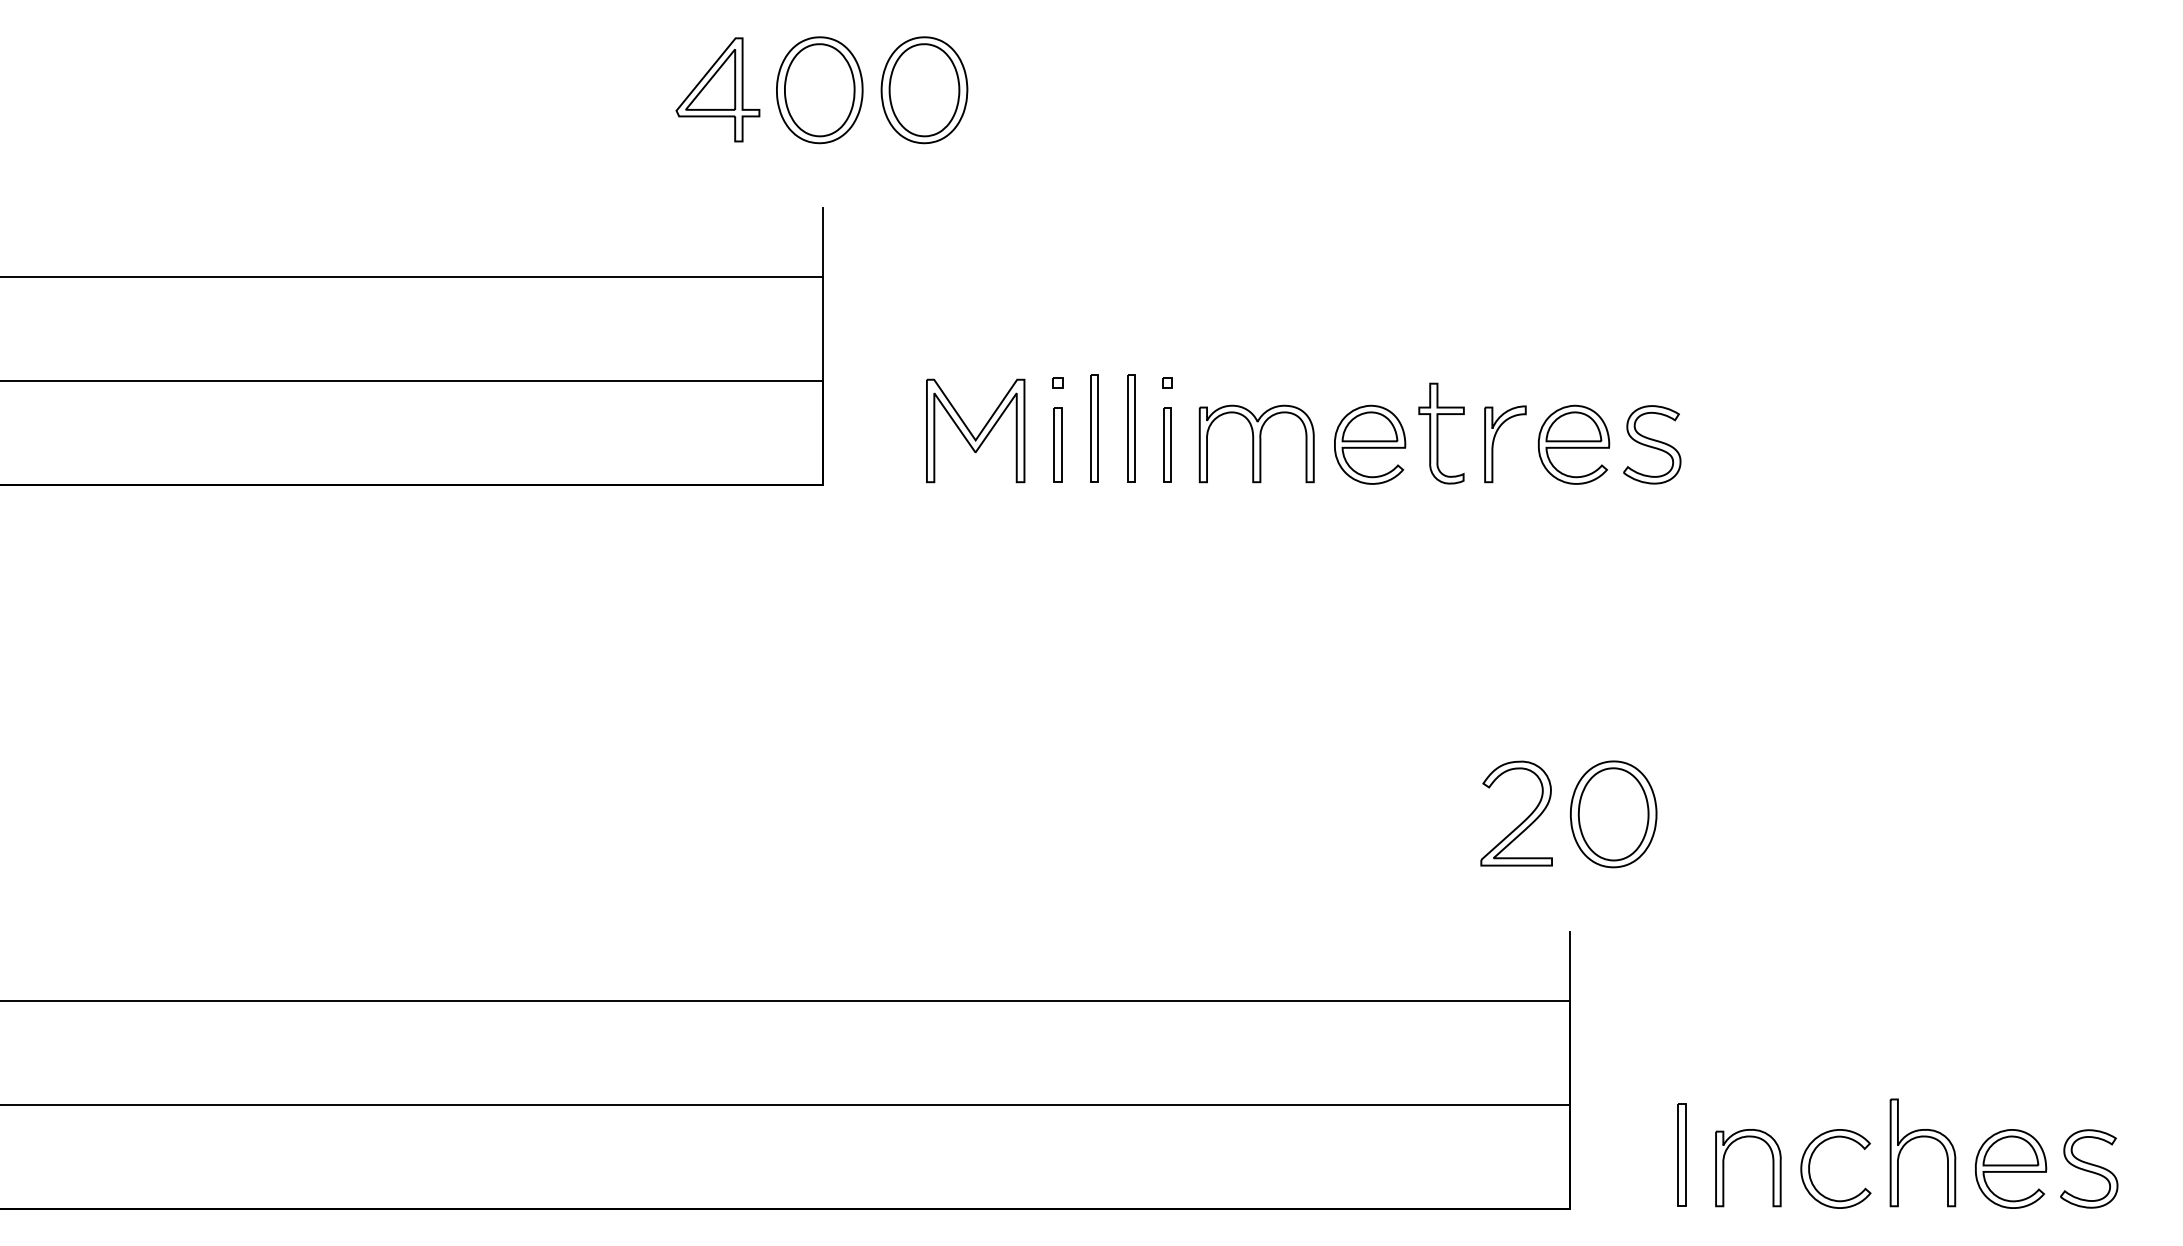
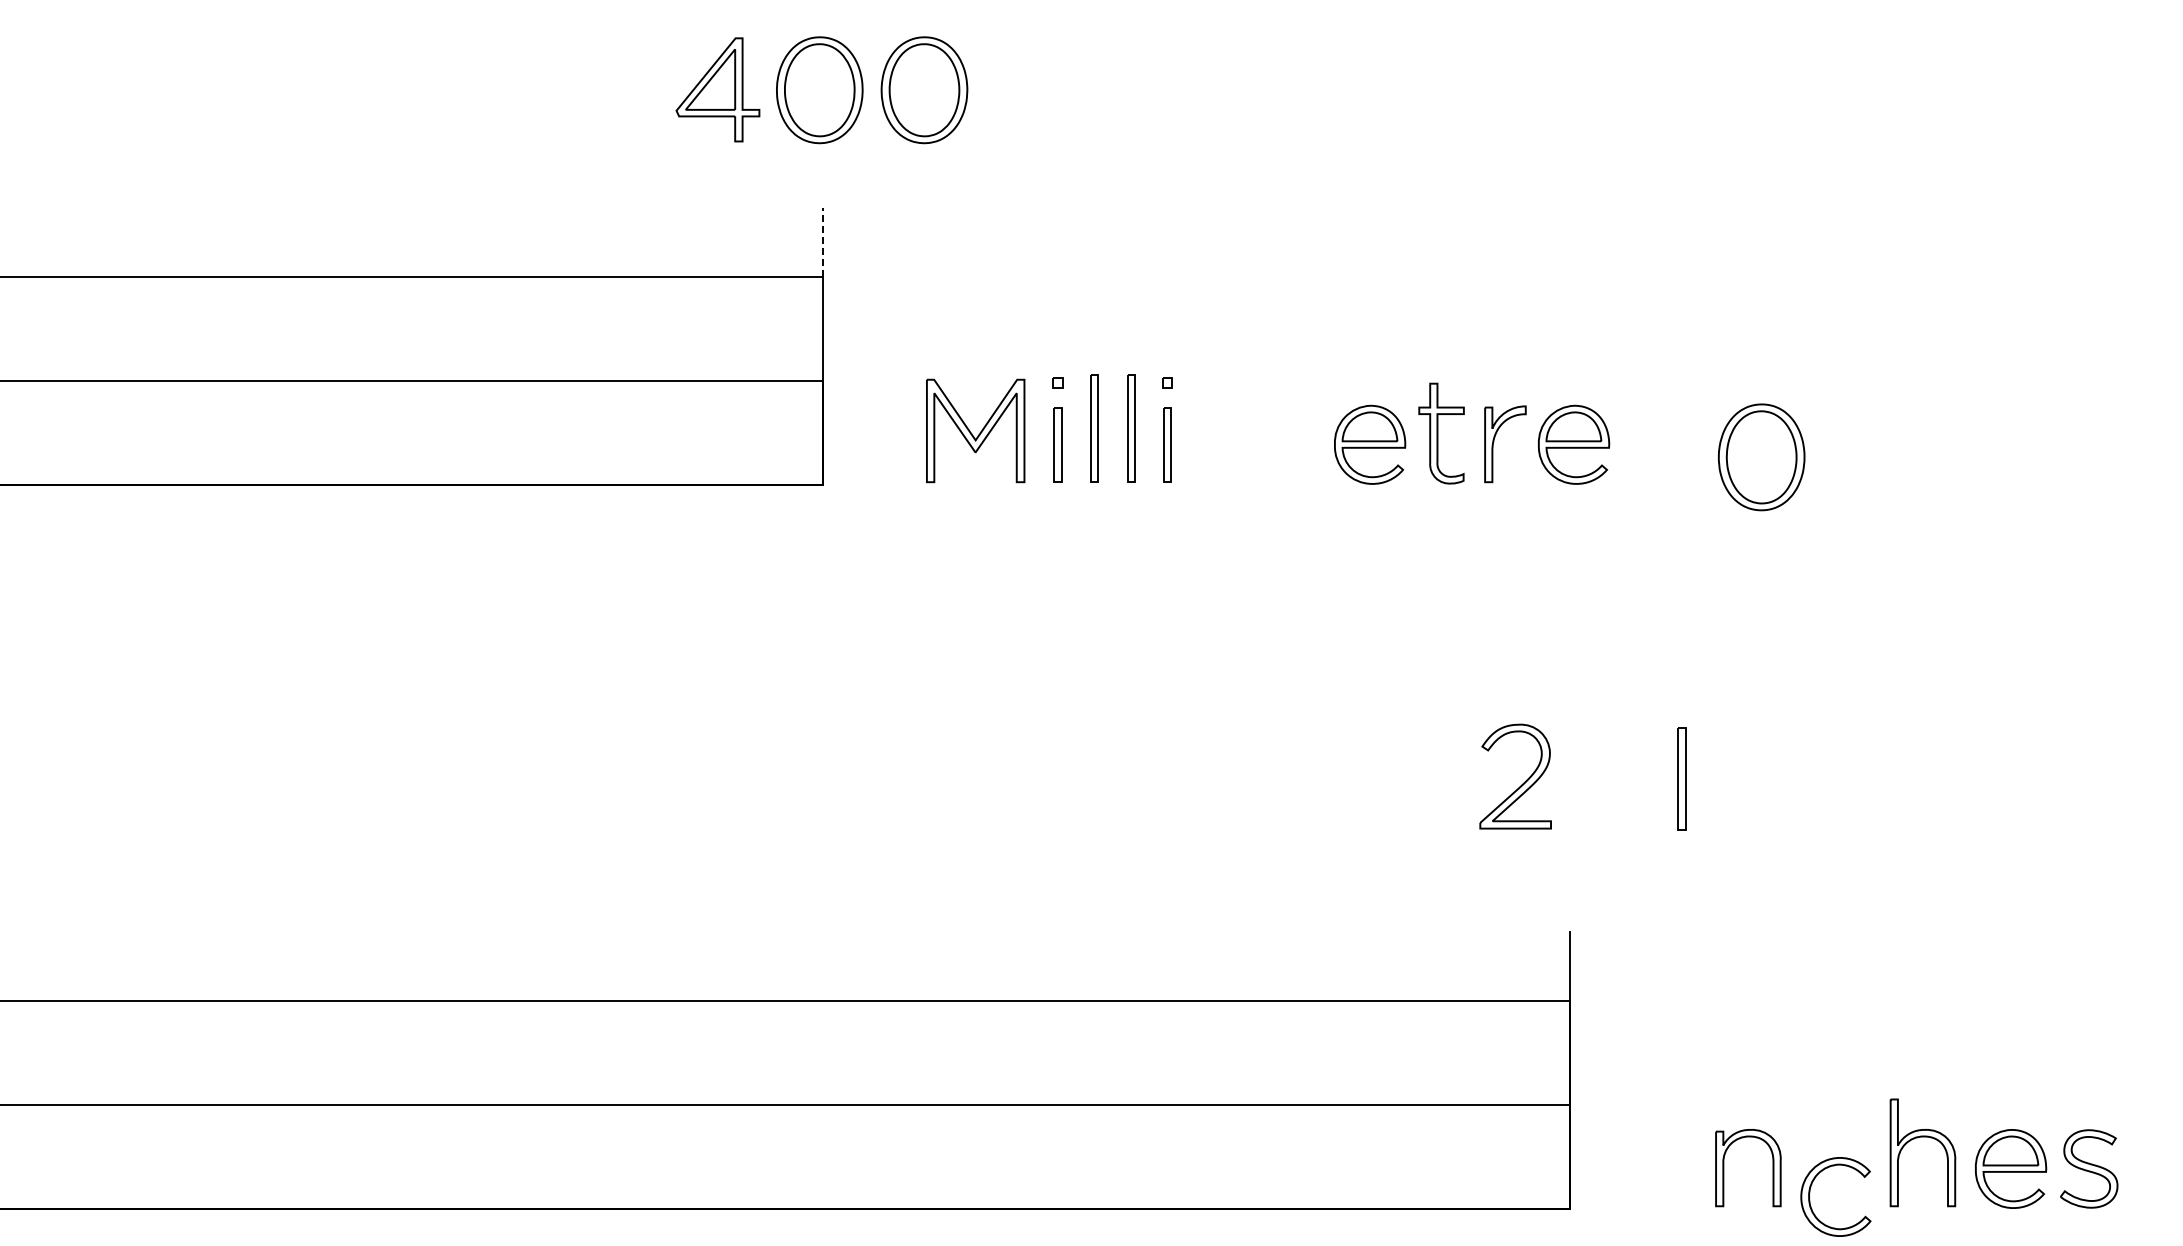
line: solid -> dashed (823, 242)
part: present -> none (1256, 443)
part: present -> none (1652, 444)
part position: (1613, 814) -> (1761, 457) (1761, 457)
part position: (1523, 820) -> (1522, 783) (1522, 783)
part position: (1681, 1154) -> (1681, 778) (1681, 778)
part position: (1810, 1164) -> (1810, 1192) (1810, 1192)
